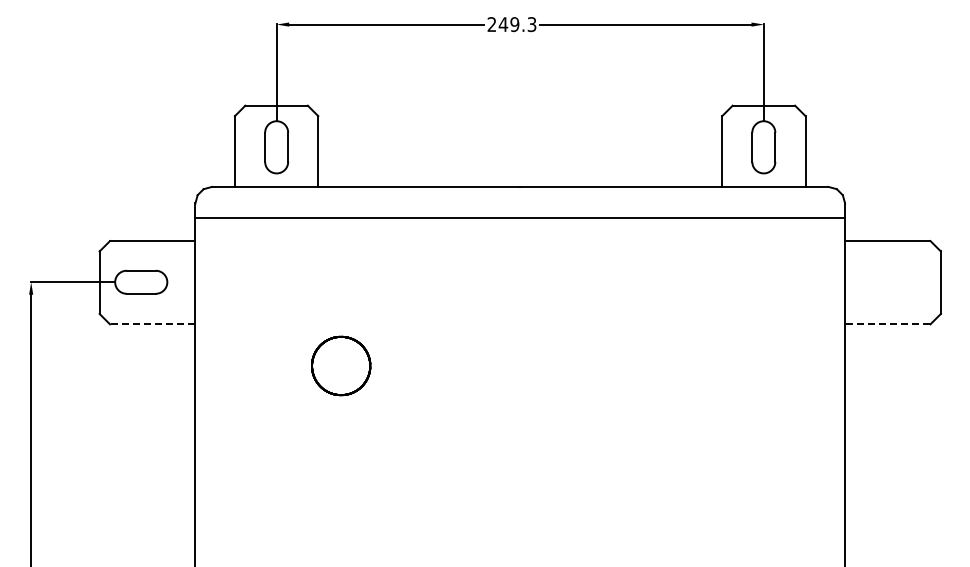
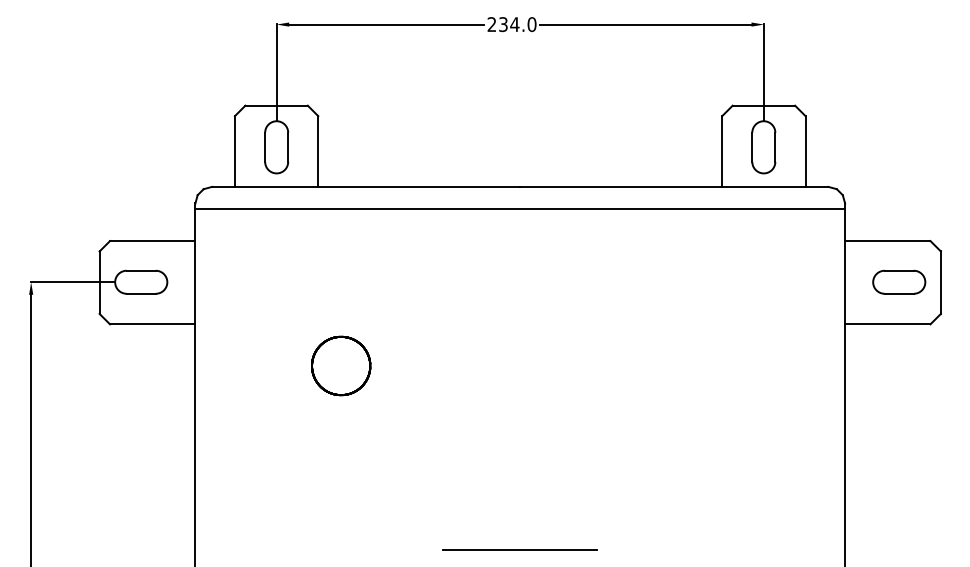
text: 249.3 -> 234.0 (517, 24)
line position: (520, 217) -> (520, 208) (520, 208)
part: none -> present (899, 281)
line: dashed -> solid (152, 324)
line: dashed -> solid (887, 324)
line: none -> present (520, 549)
